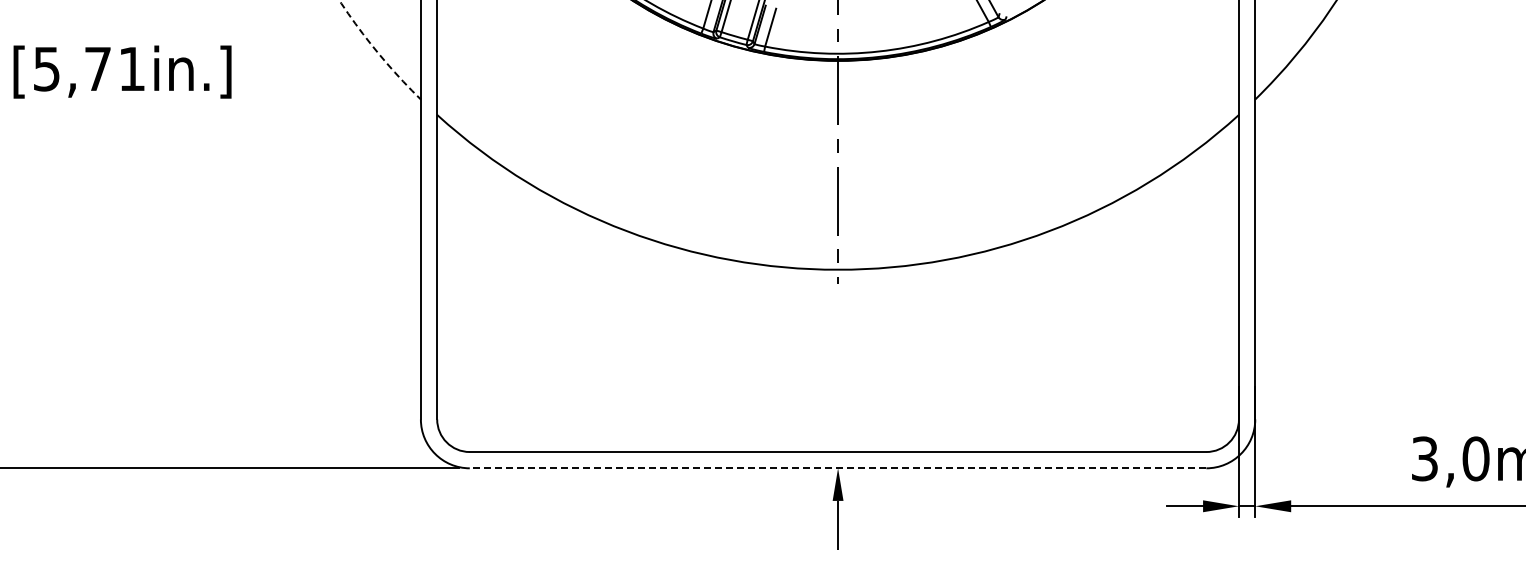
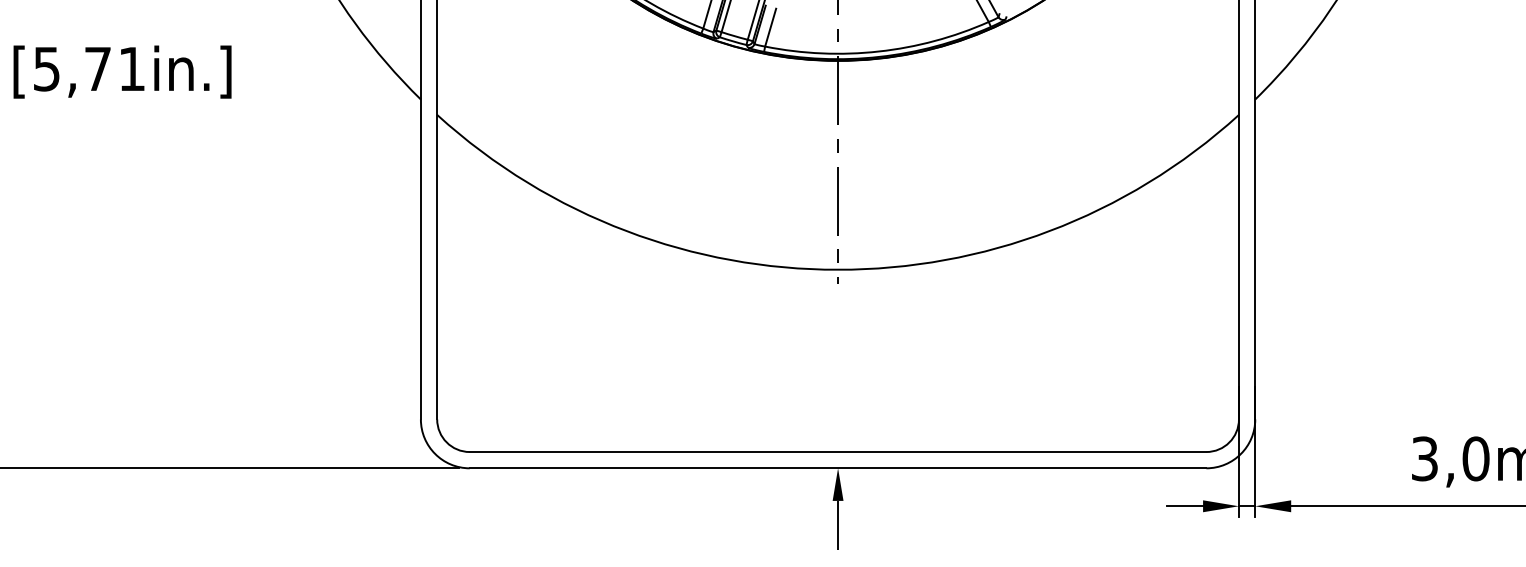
arc: dashed -> solid (378, 52)
line: dashed -> solid (837, 468)
